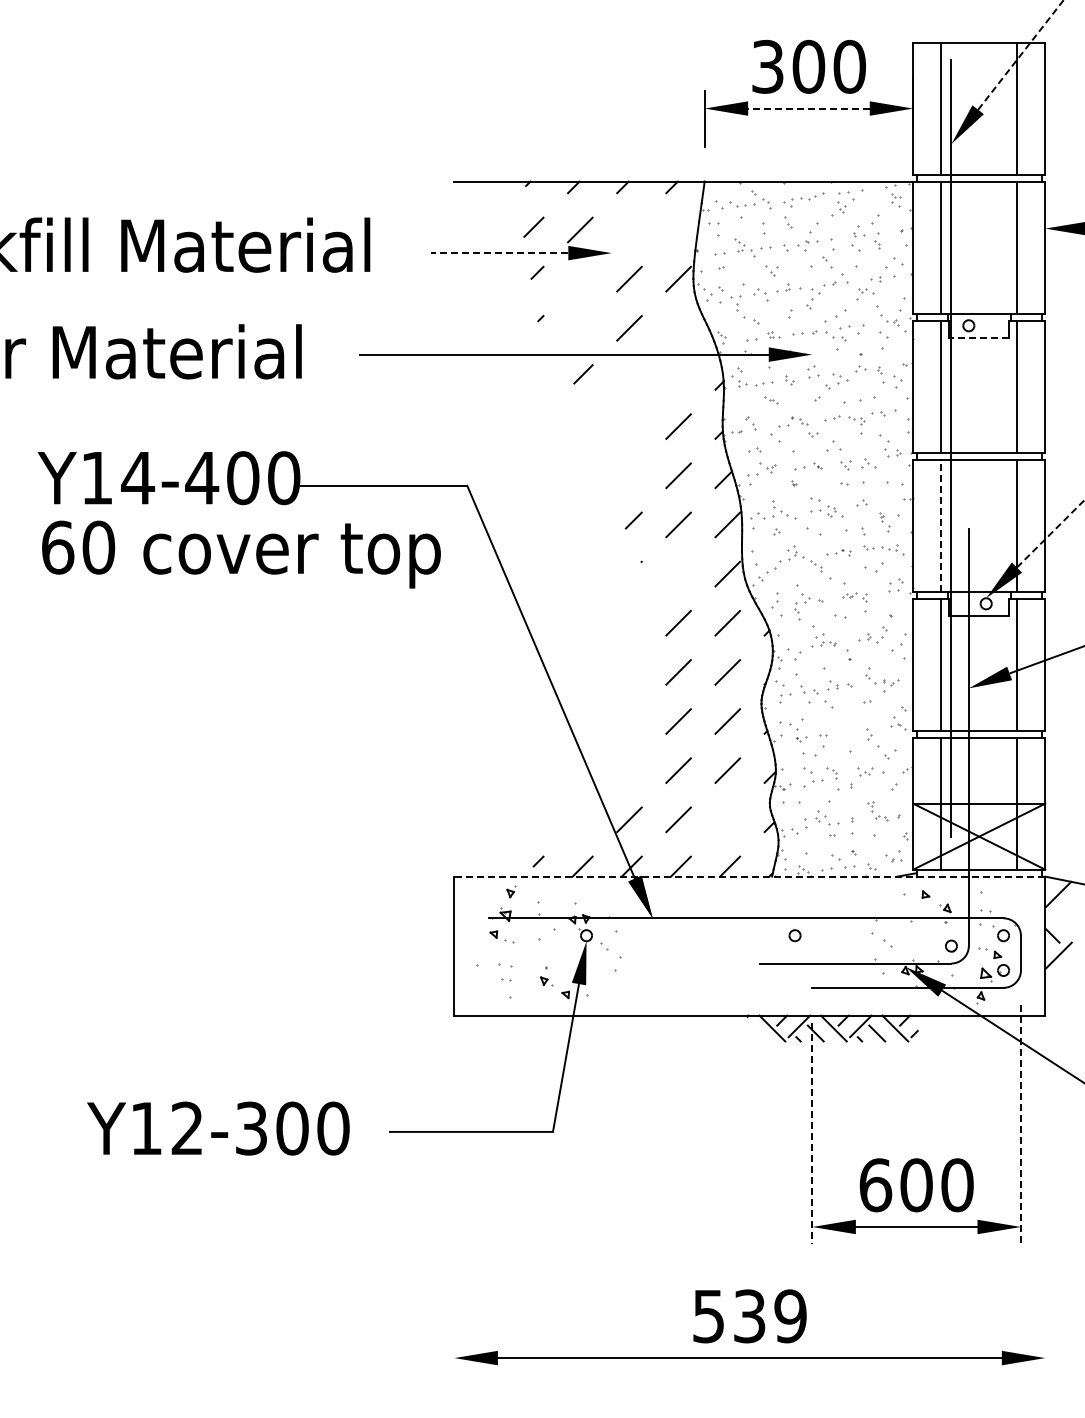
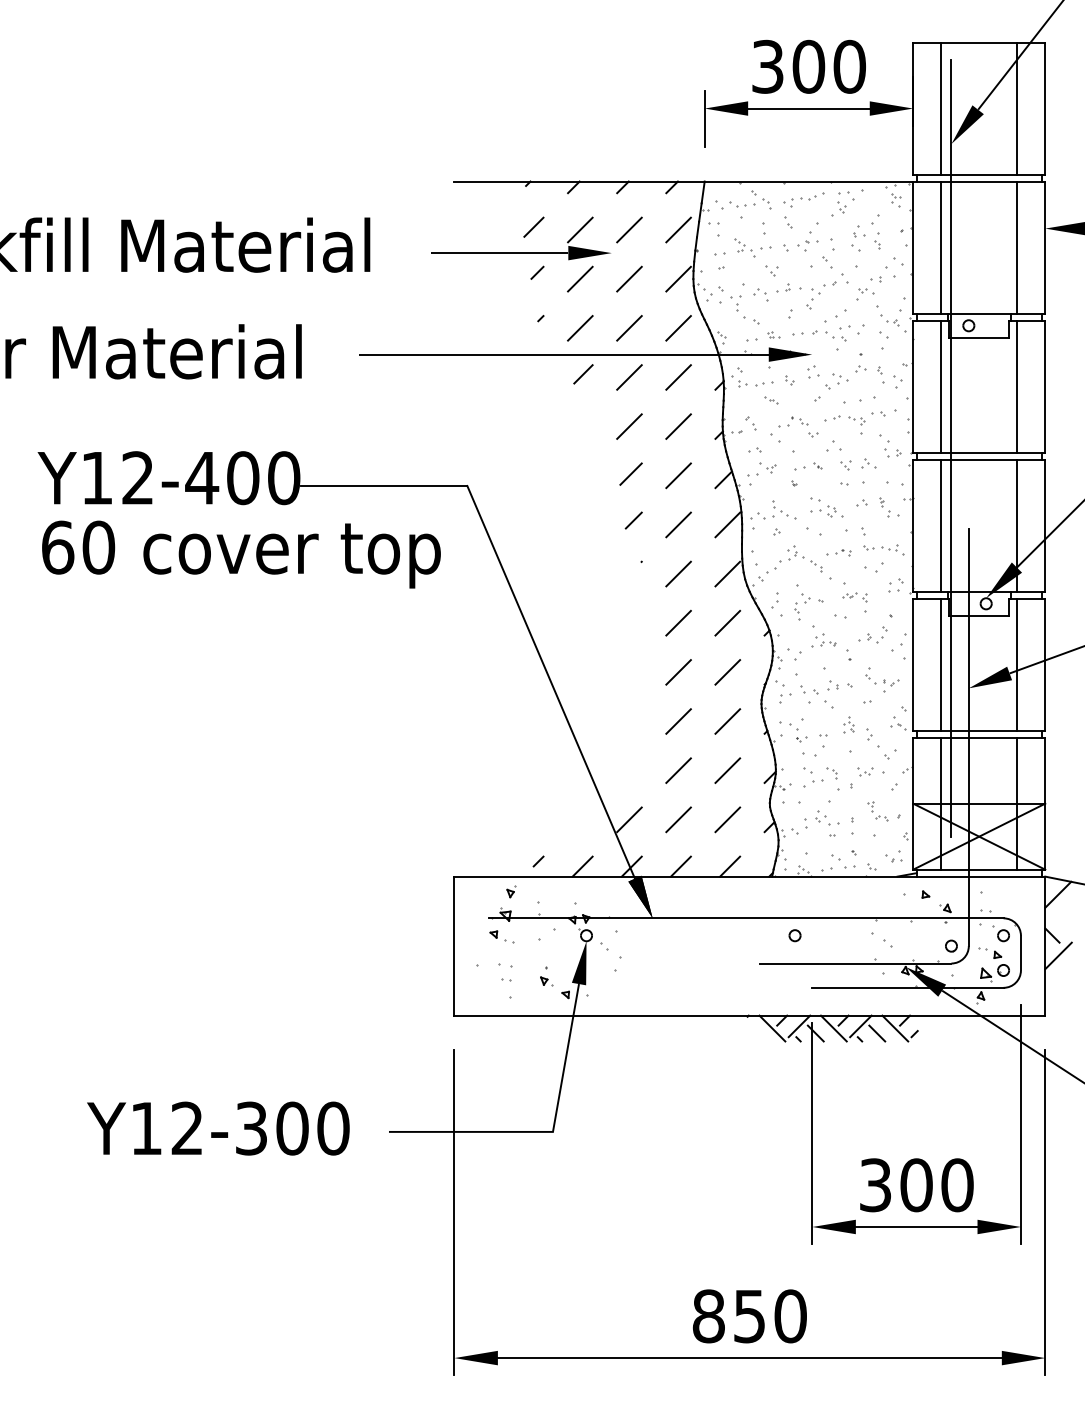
line: dashed -> solid (1021, 54)
line: dashed -> solid (808, 108)
line: none -> present (629, 229)
line: none -> present (678, 229)
line: dashed -> solid (499, 253)
line: none -> present (580, 278)
line: none -> present (580, 328)
line: none -> present (678, 328)
line: dashed -> solid (979, 337)
line: none -> present (629, 377)
line: none -> present (678, 377)
line: none -> present (629, 426)
line: none -> present (630, 473)
text: Y14-400 -> Y12-400 (138, 477)
part position: (884, 522) -> (884, 507) (884, 507)
line: dashed -> solid (941, 525)
line: dashed -> solid (1050, 533)
line: none -> present (678, 573)
part: none -> present (848, 724)
line: none -> present (727, 819)
line: dashed -> solid (749, 876)
line: dashed -> solid (1020, 1124)
line: dashed -> solid (812, 1133)
text: 600 -> 300 (875, 1185)
line: none -> present (454, 1212)
line: none -> present (1045, 1212)
text: 539 -> 850 (749, 1316)
